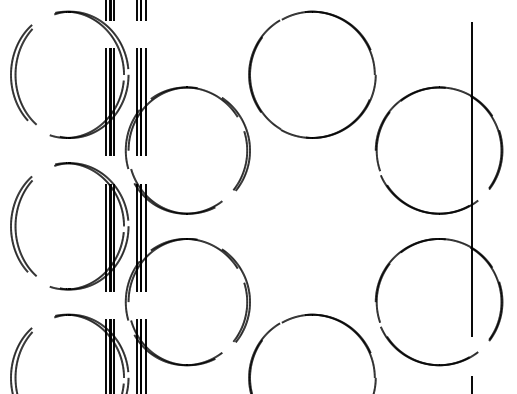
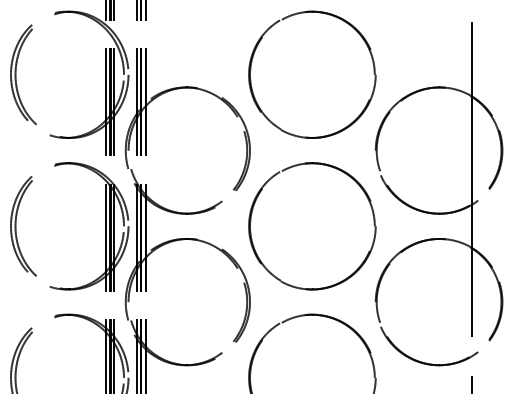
part: none -> present (373, 225)
